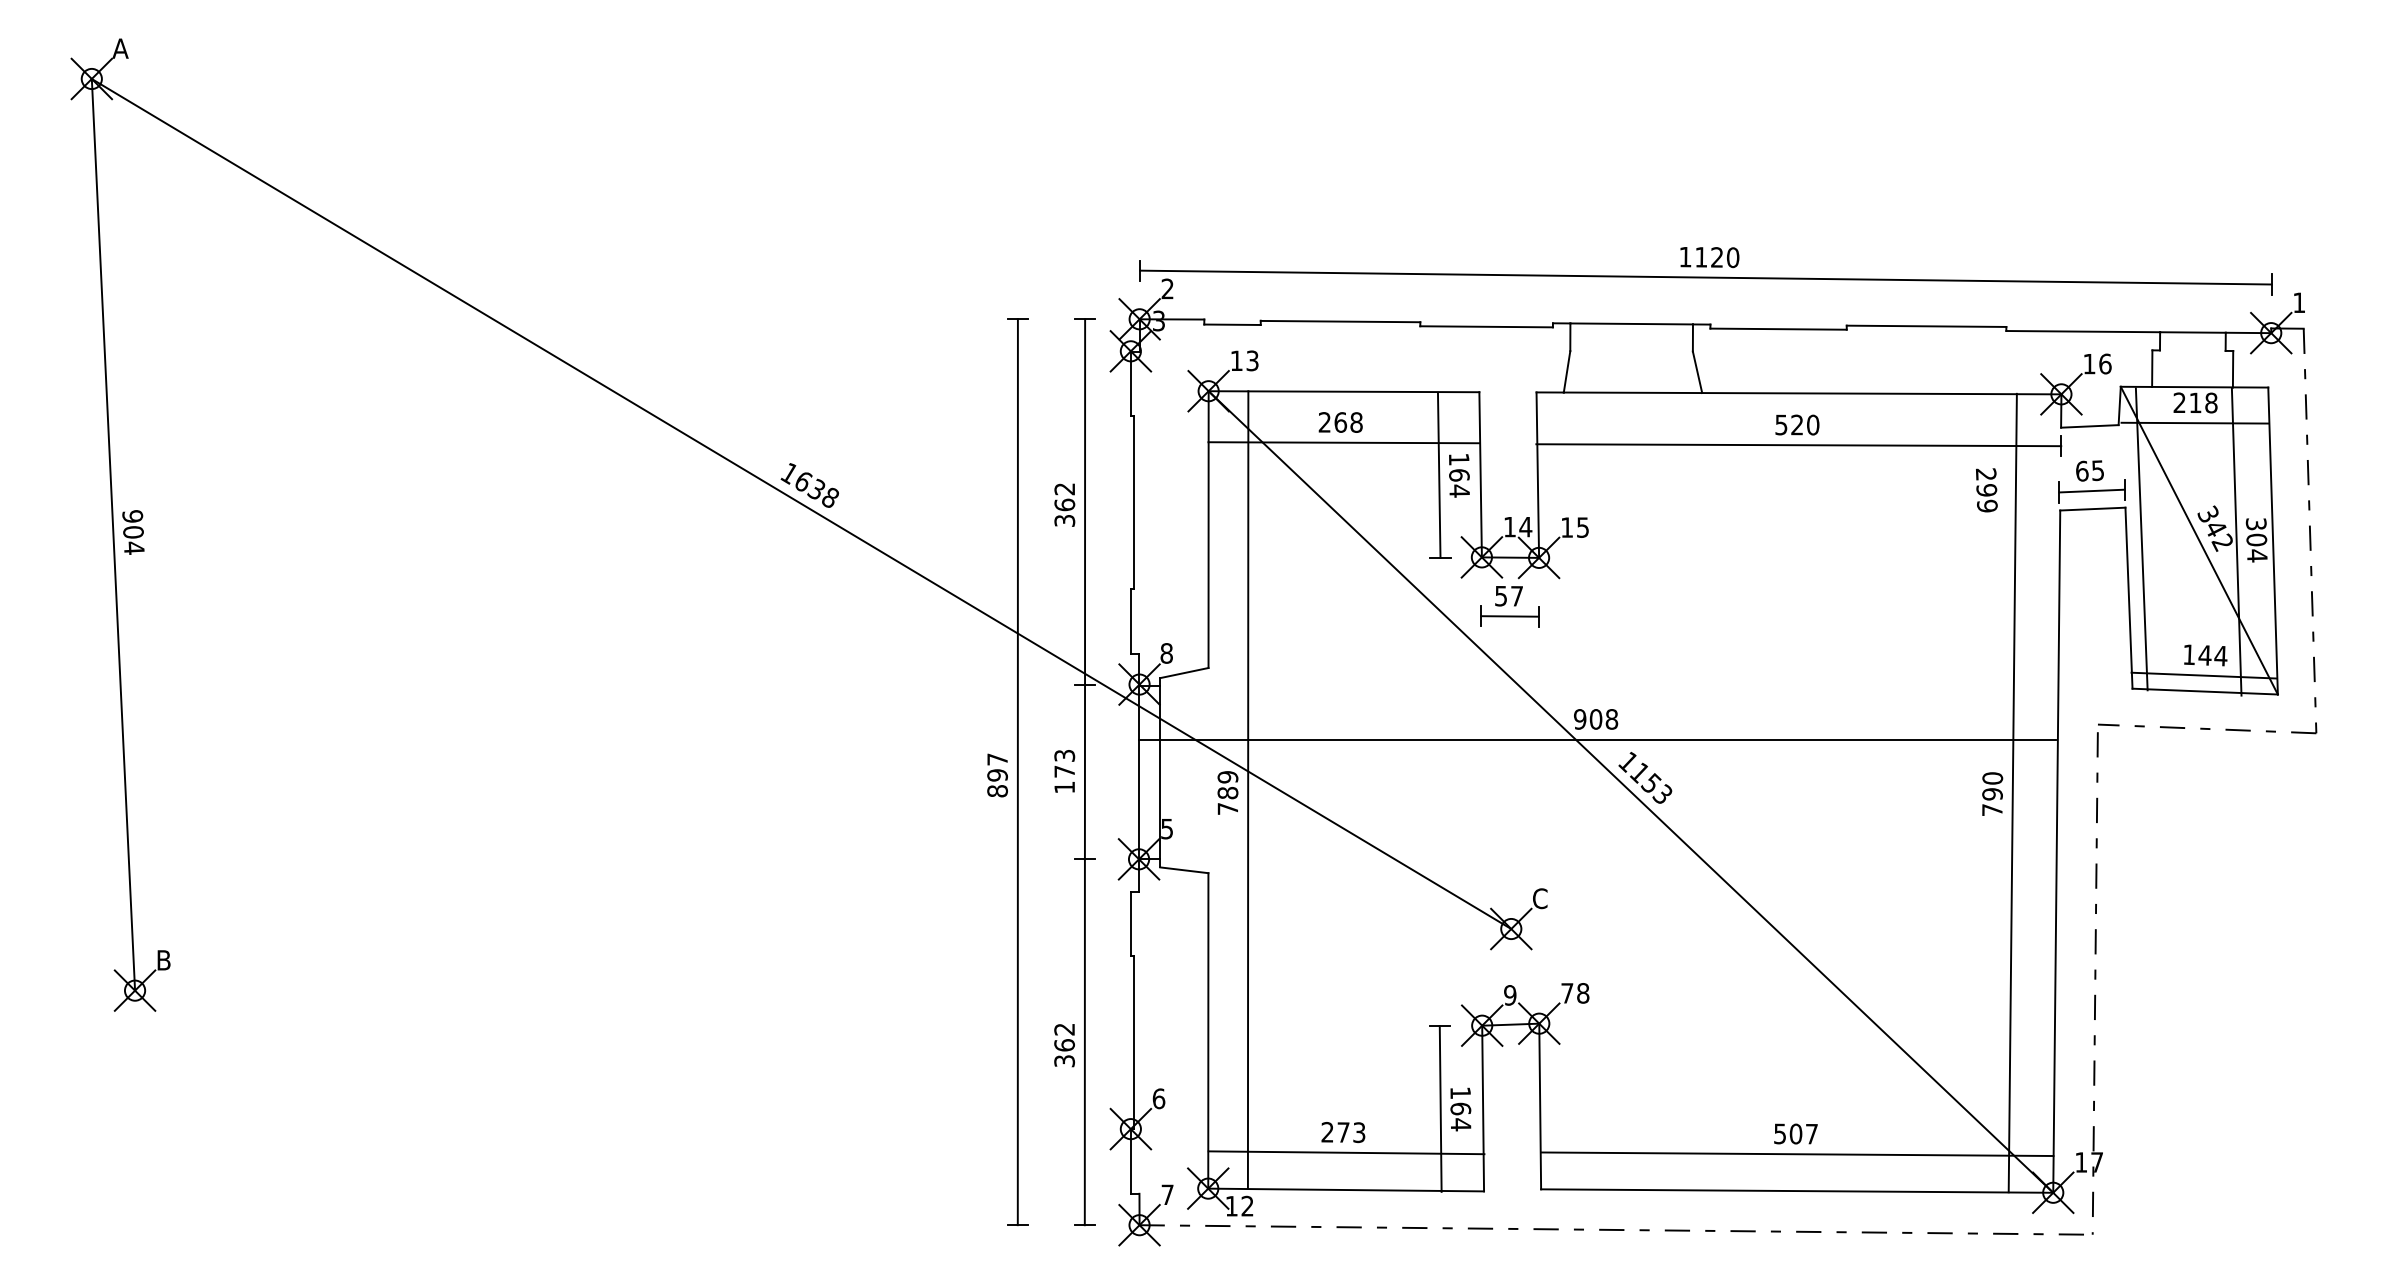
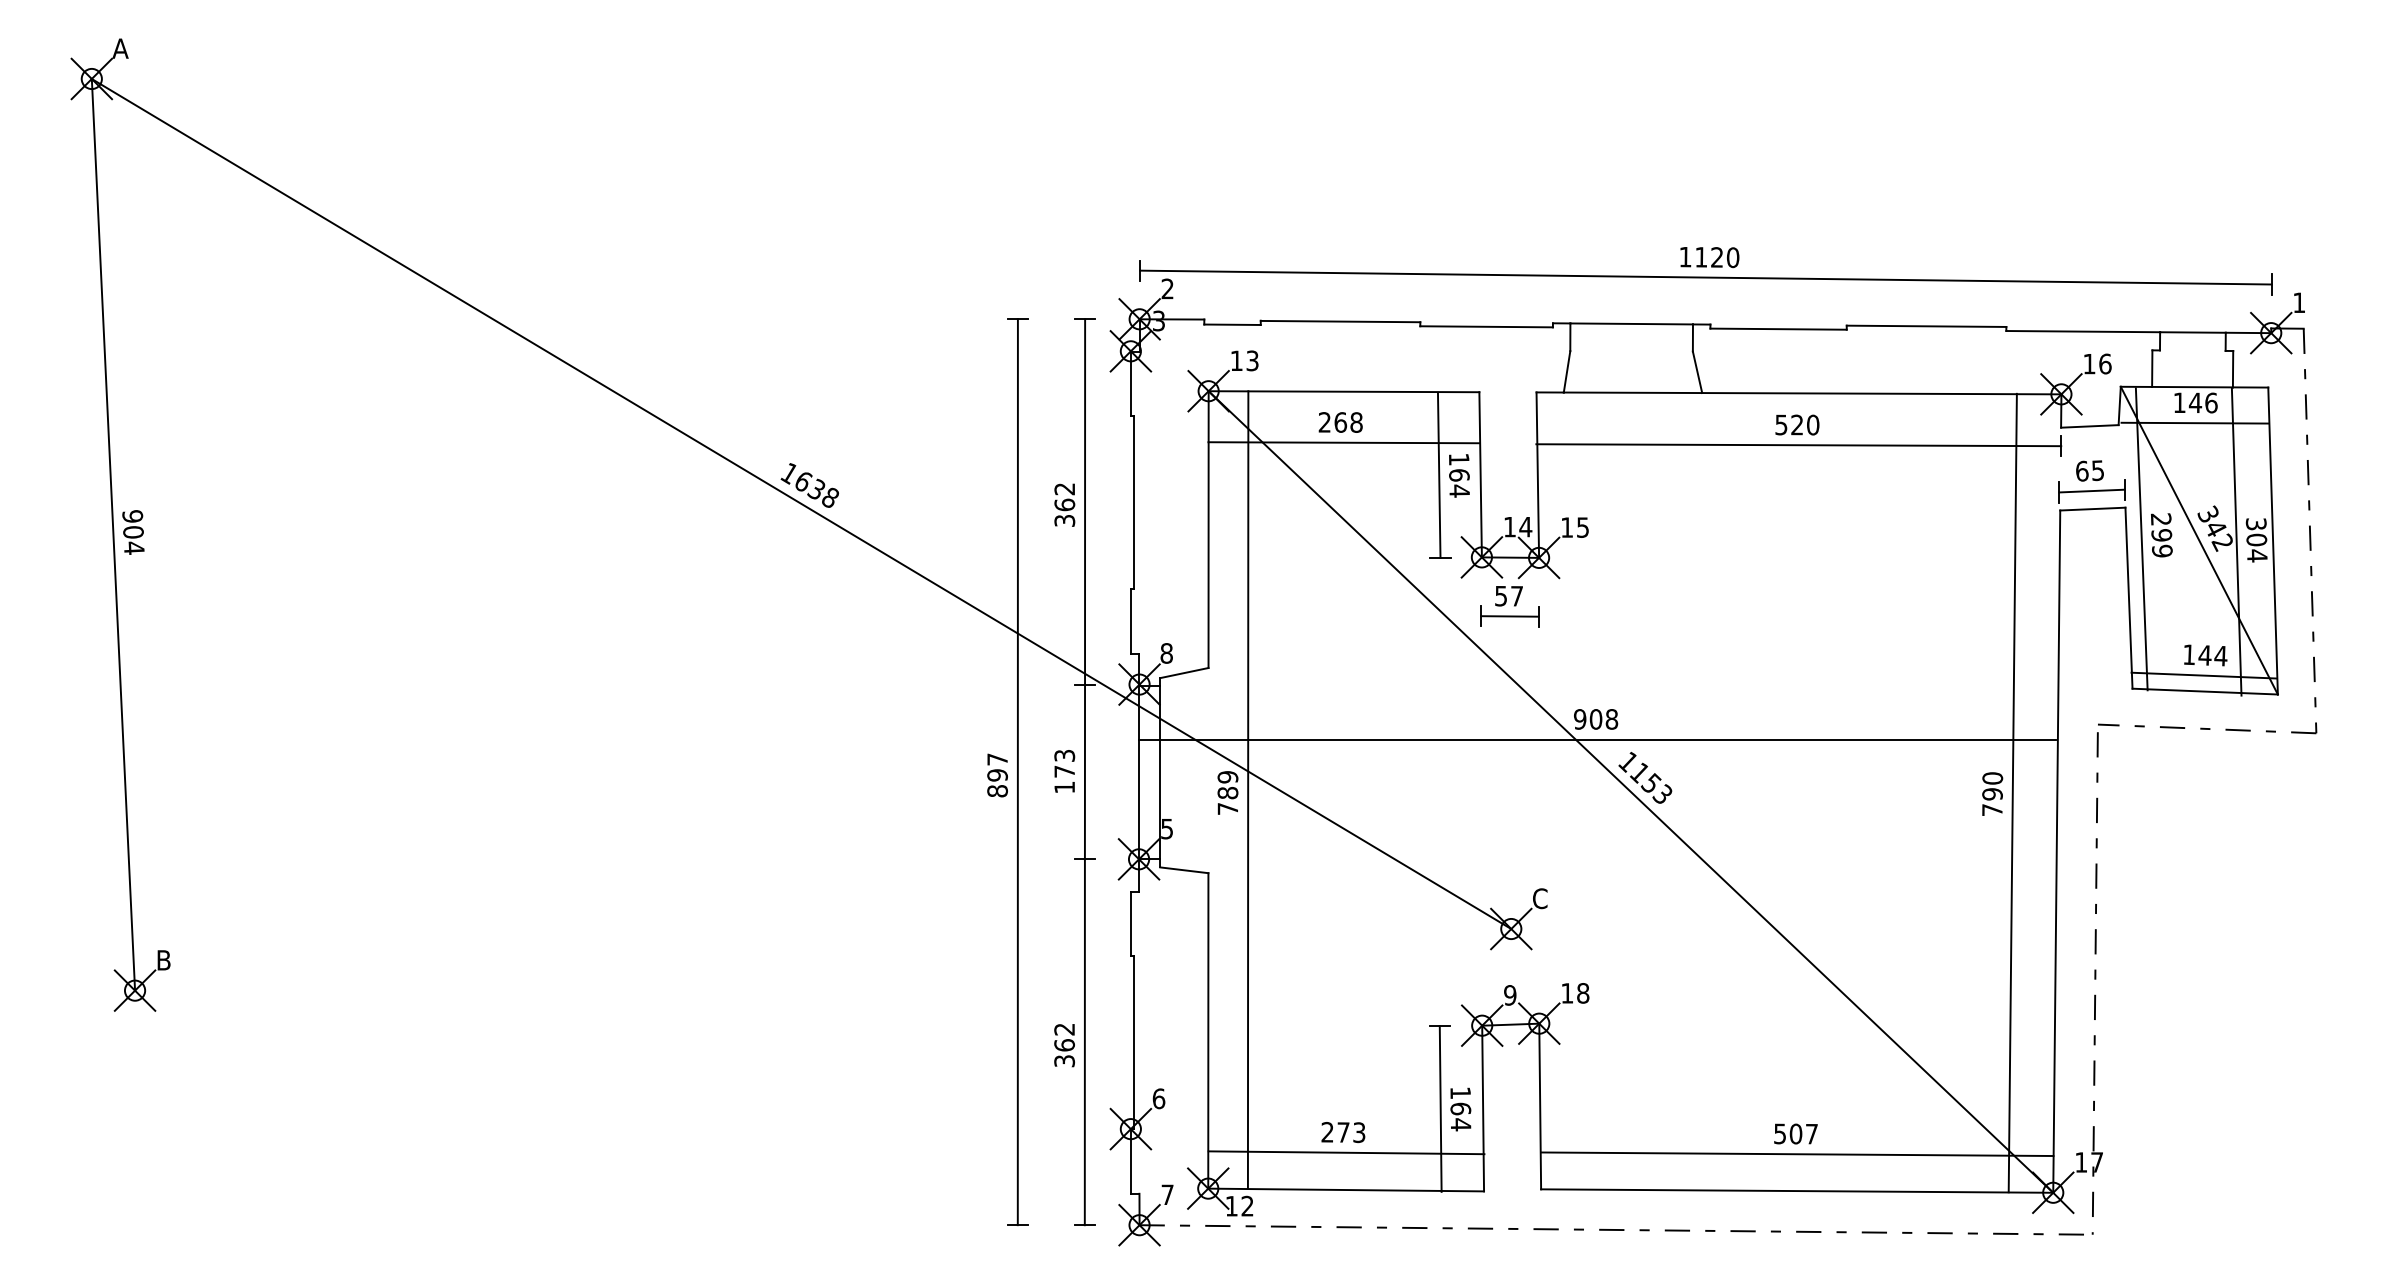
text: 218 -> 146 (2195, 402)
text position: (1986, 490) -> (2161, 535) (2161, 535)
text: 78 -> 18 (1567, 993)
